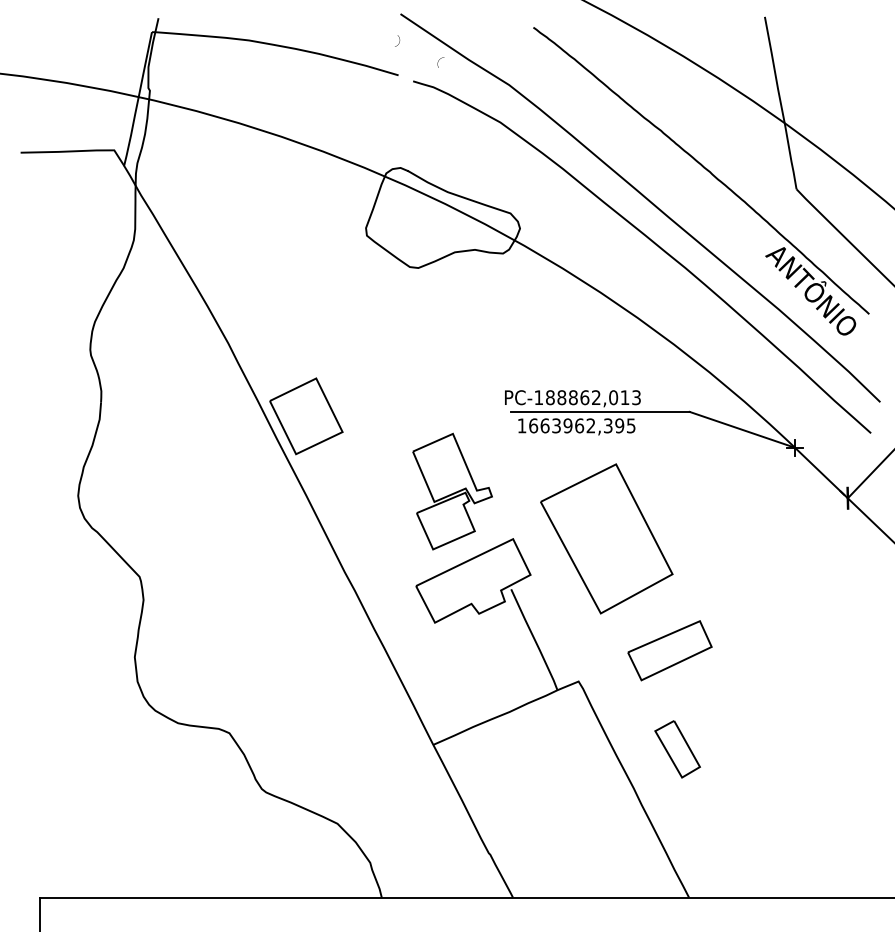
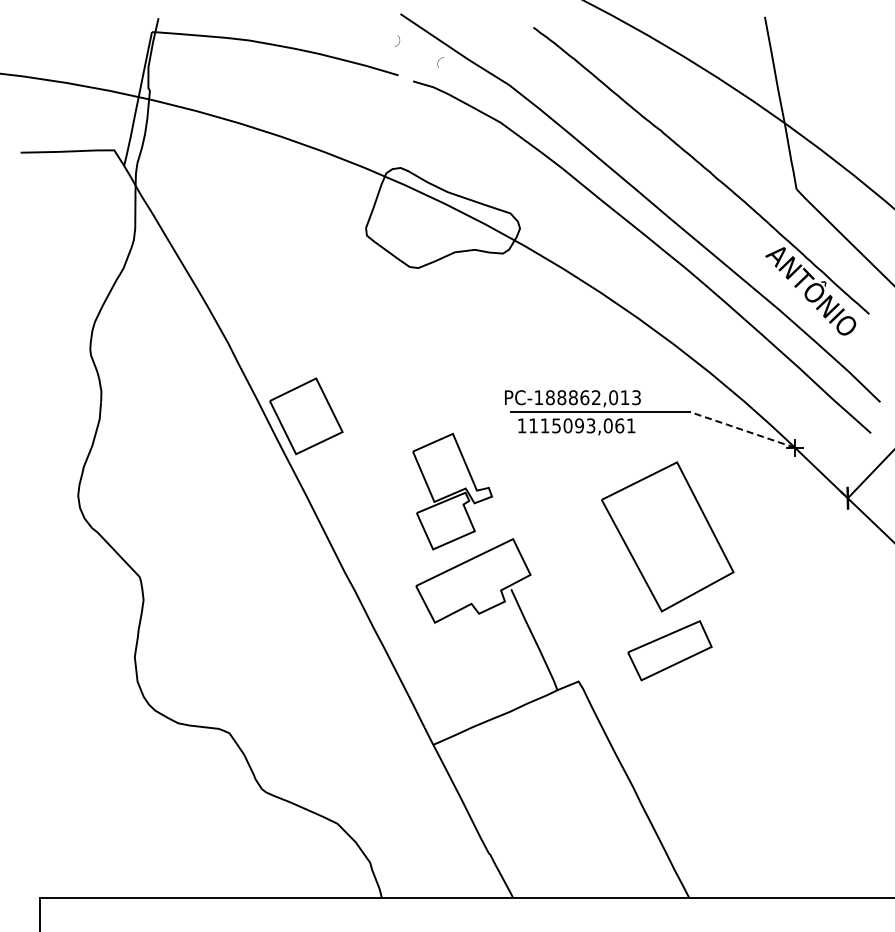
text: 1663962,395 -> 1115093,061 (582, 425)
line: solid -> dashed (742, 429)
part position: (606, 538) -> (667, 536) (667, 536)
part: present -> none (677, 749)
